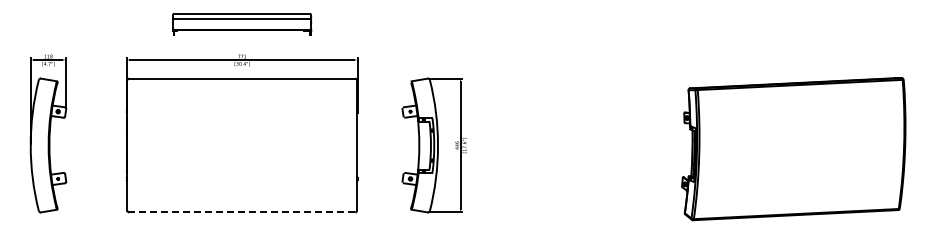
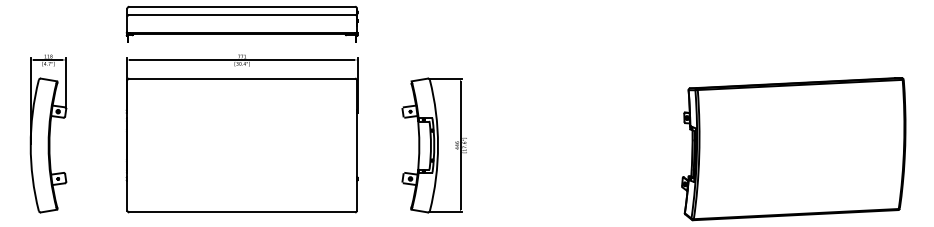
part size: 141x23 px -> 234x37 px (241, 24)
line: dashed -> solid (242, 212)
